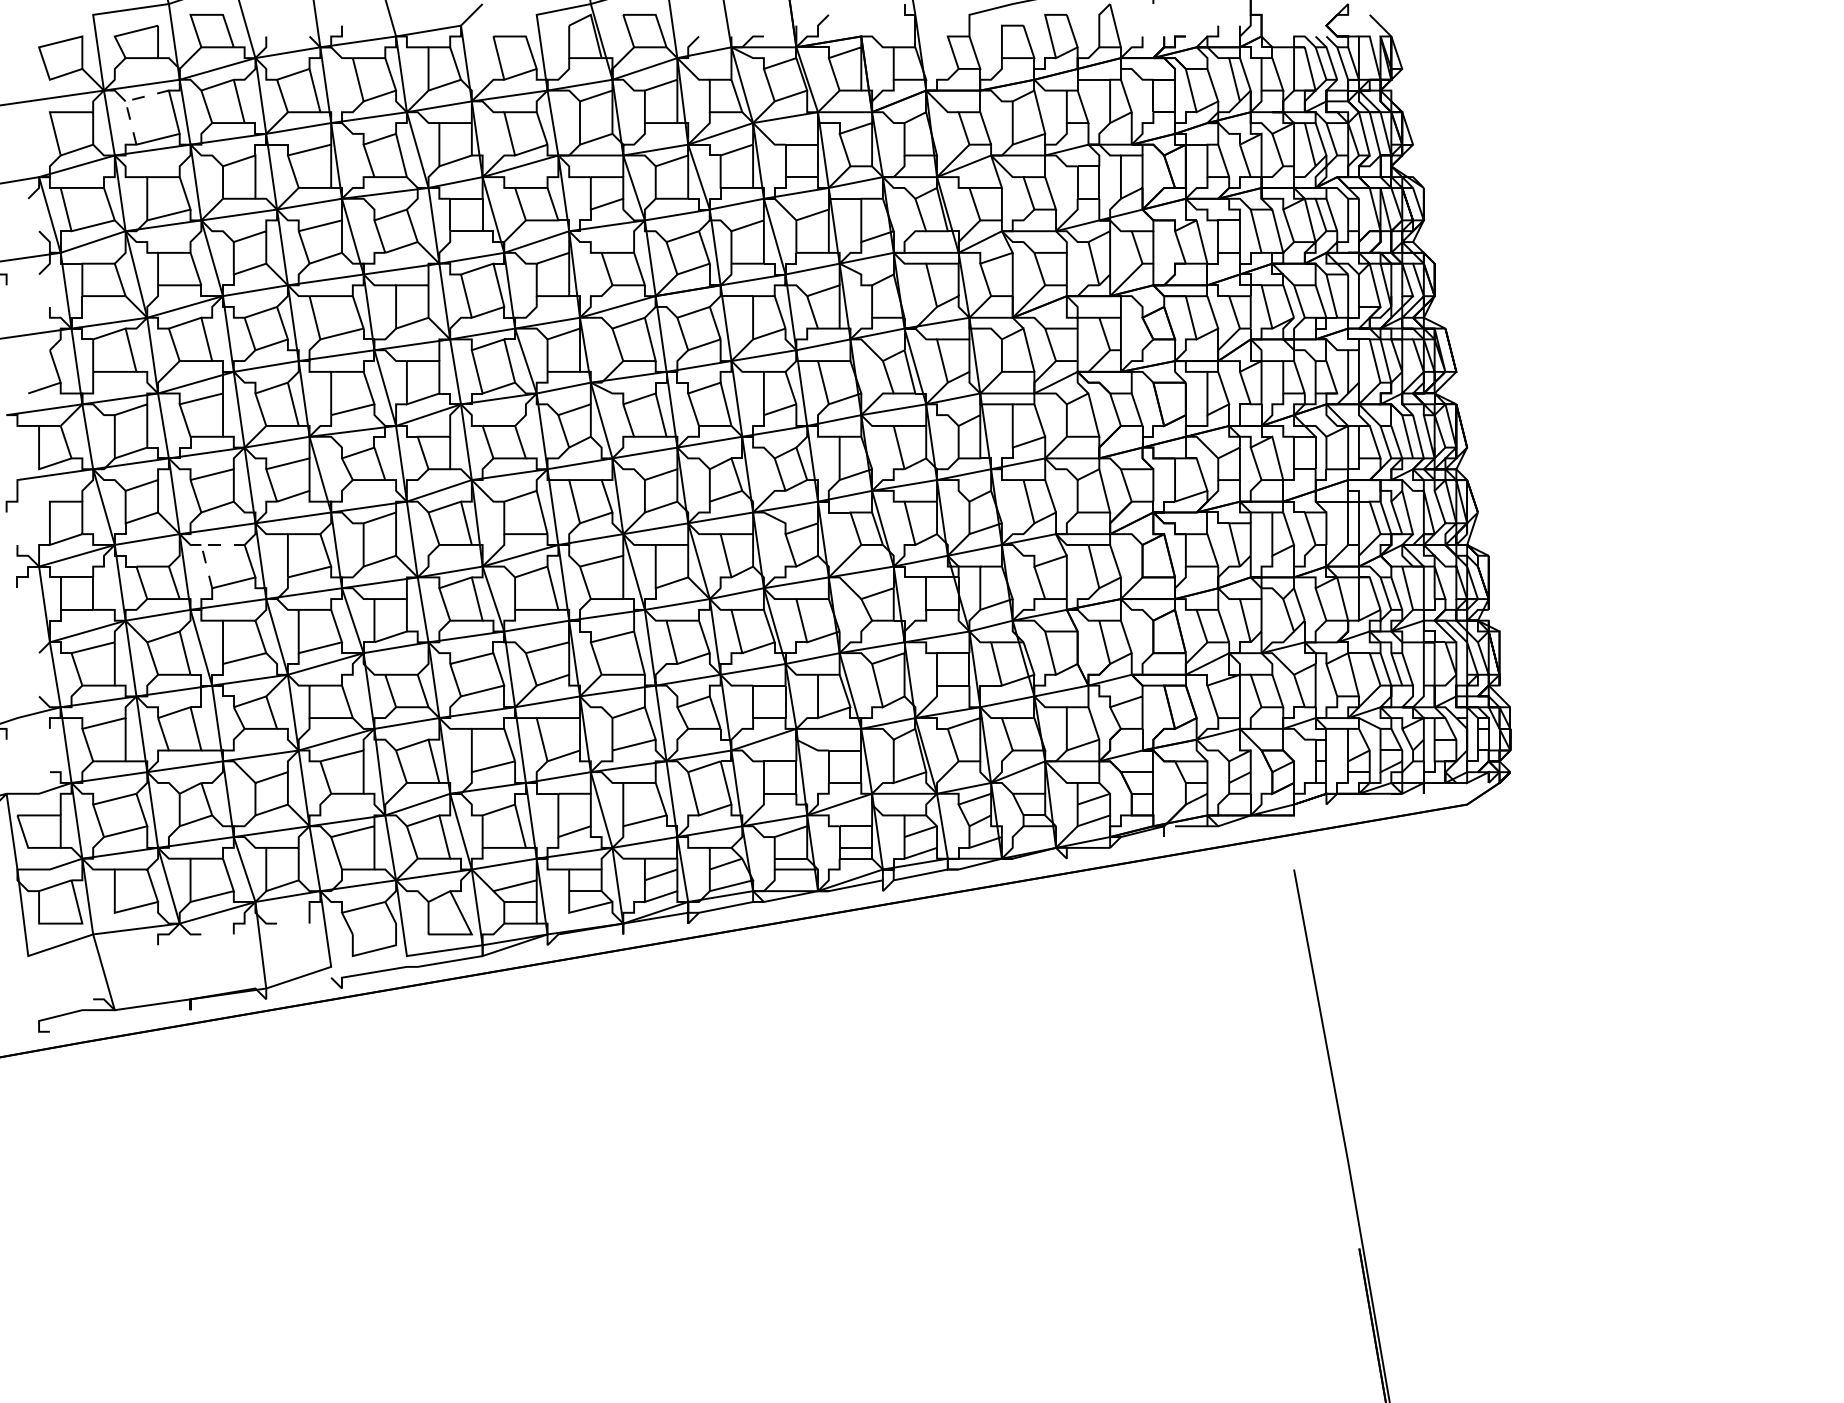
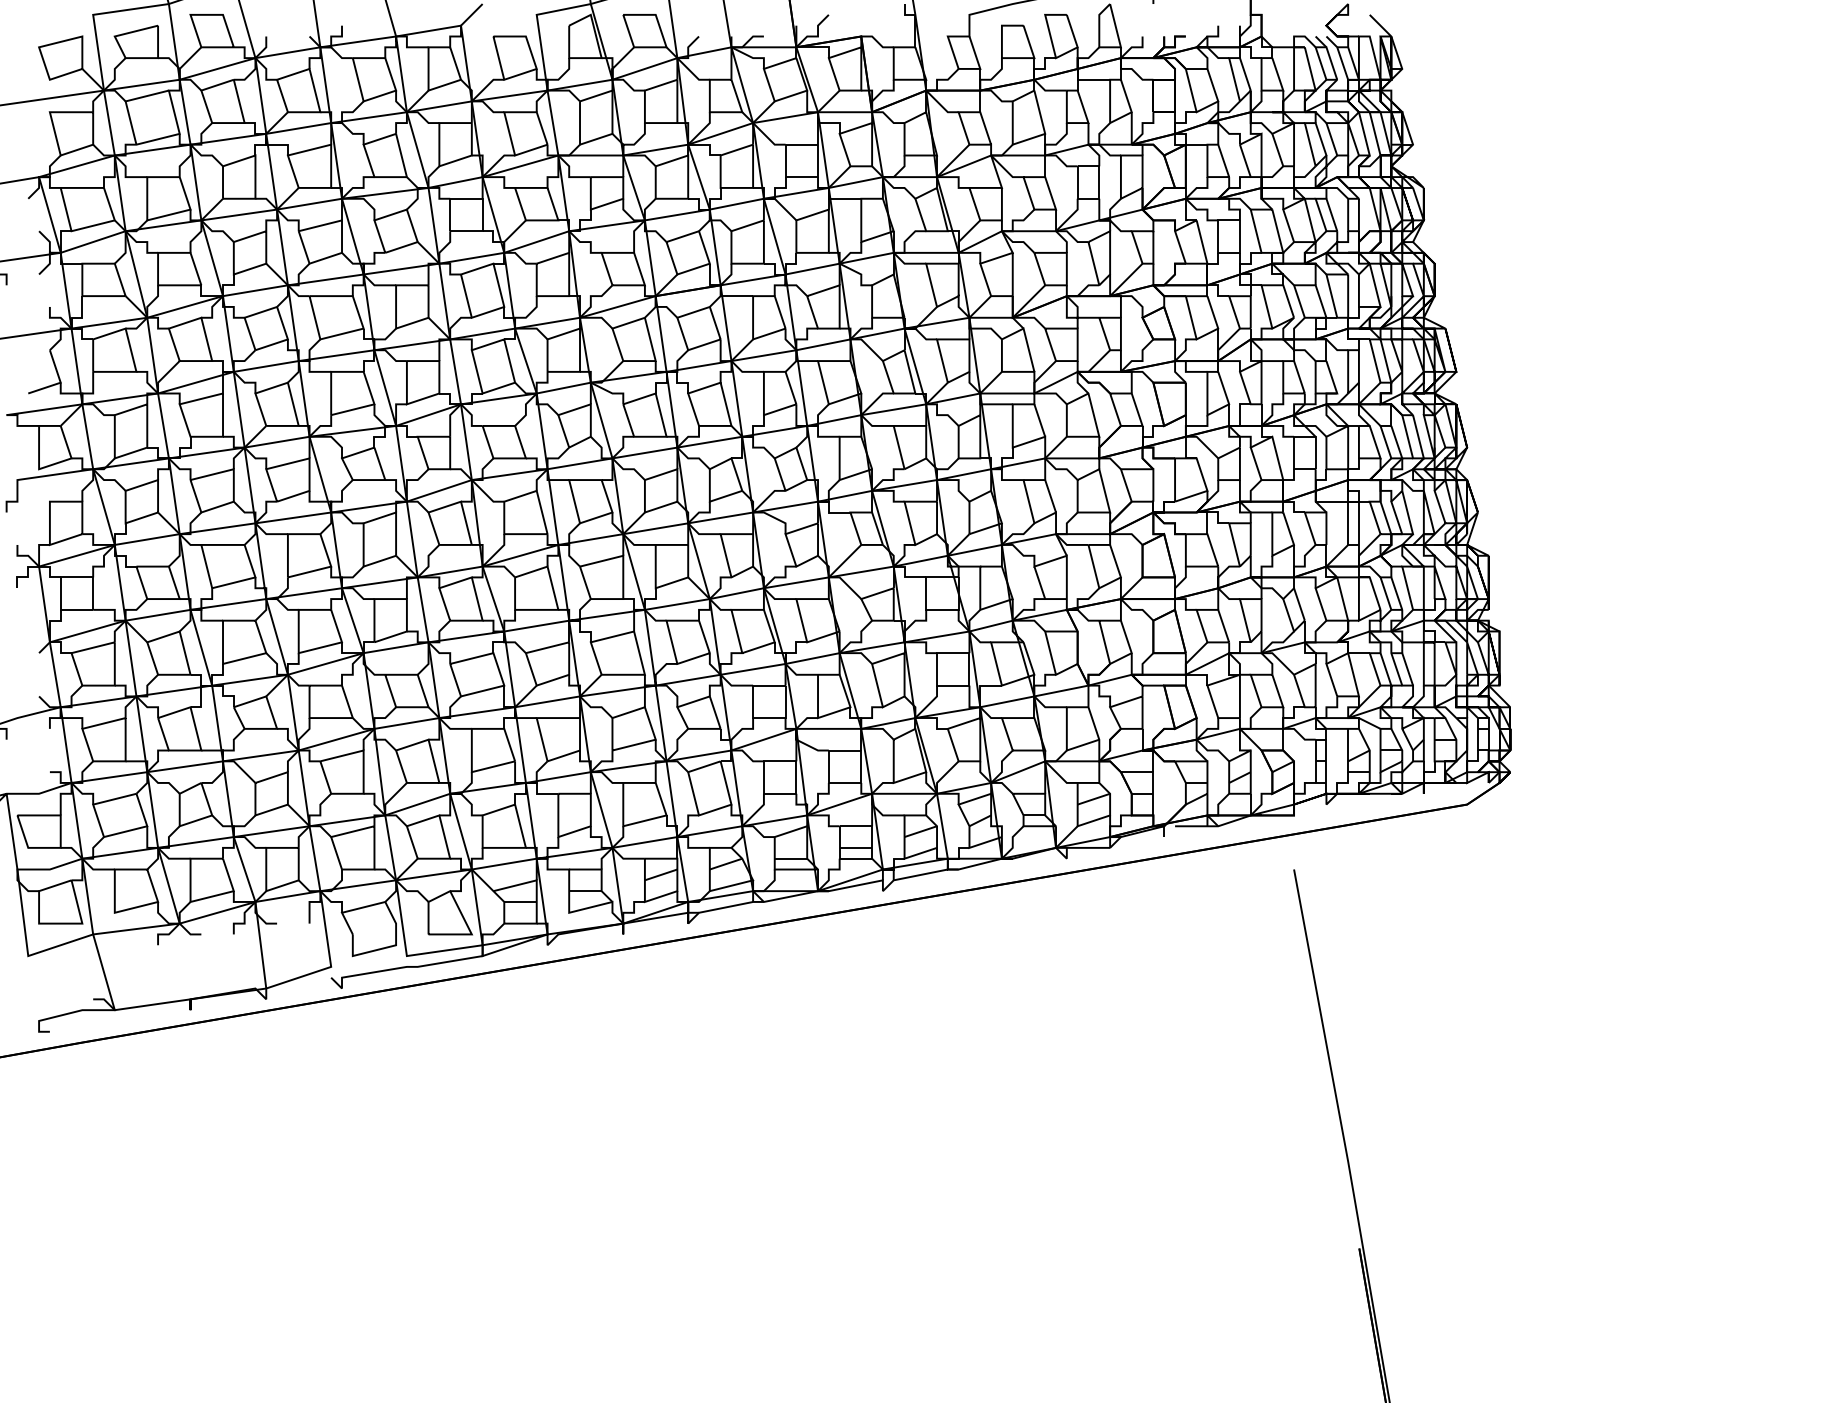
line: dashed -> solid (125, 101)
line: dashed -> solid (201, 544)
